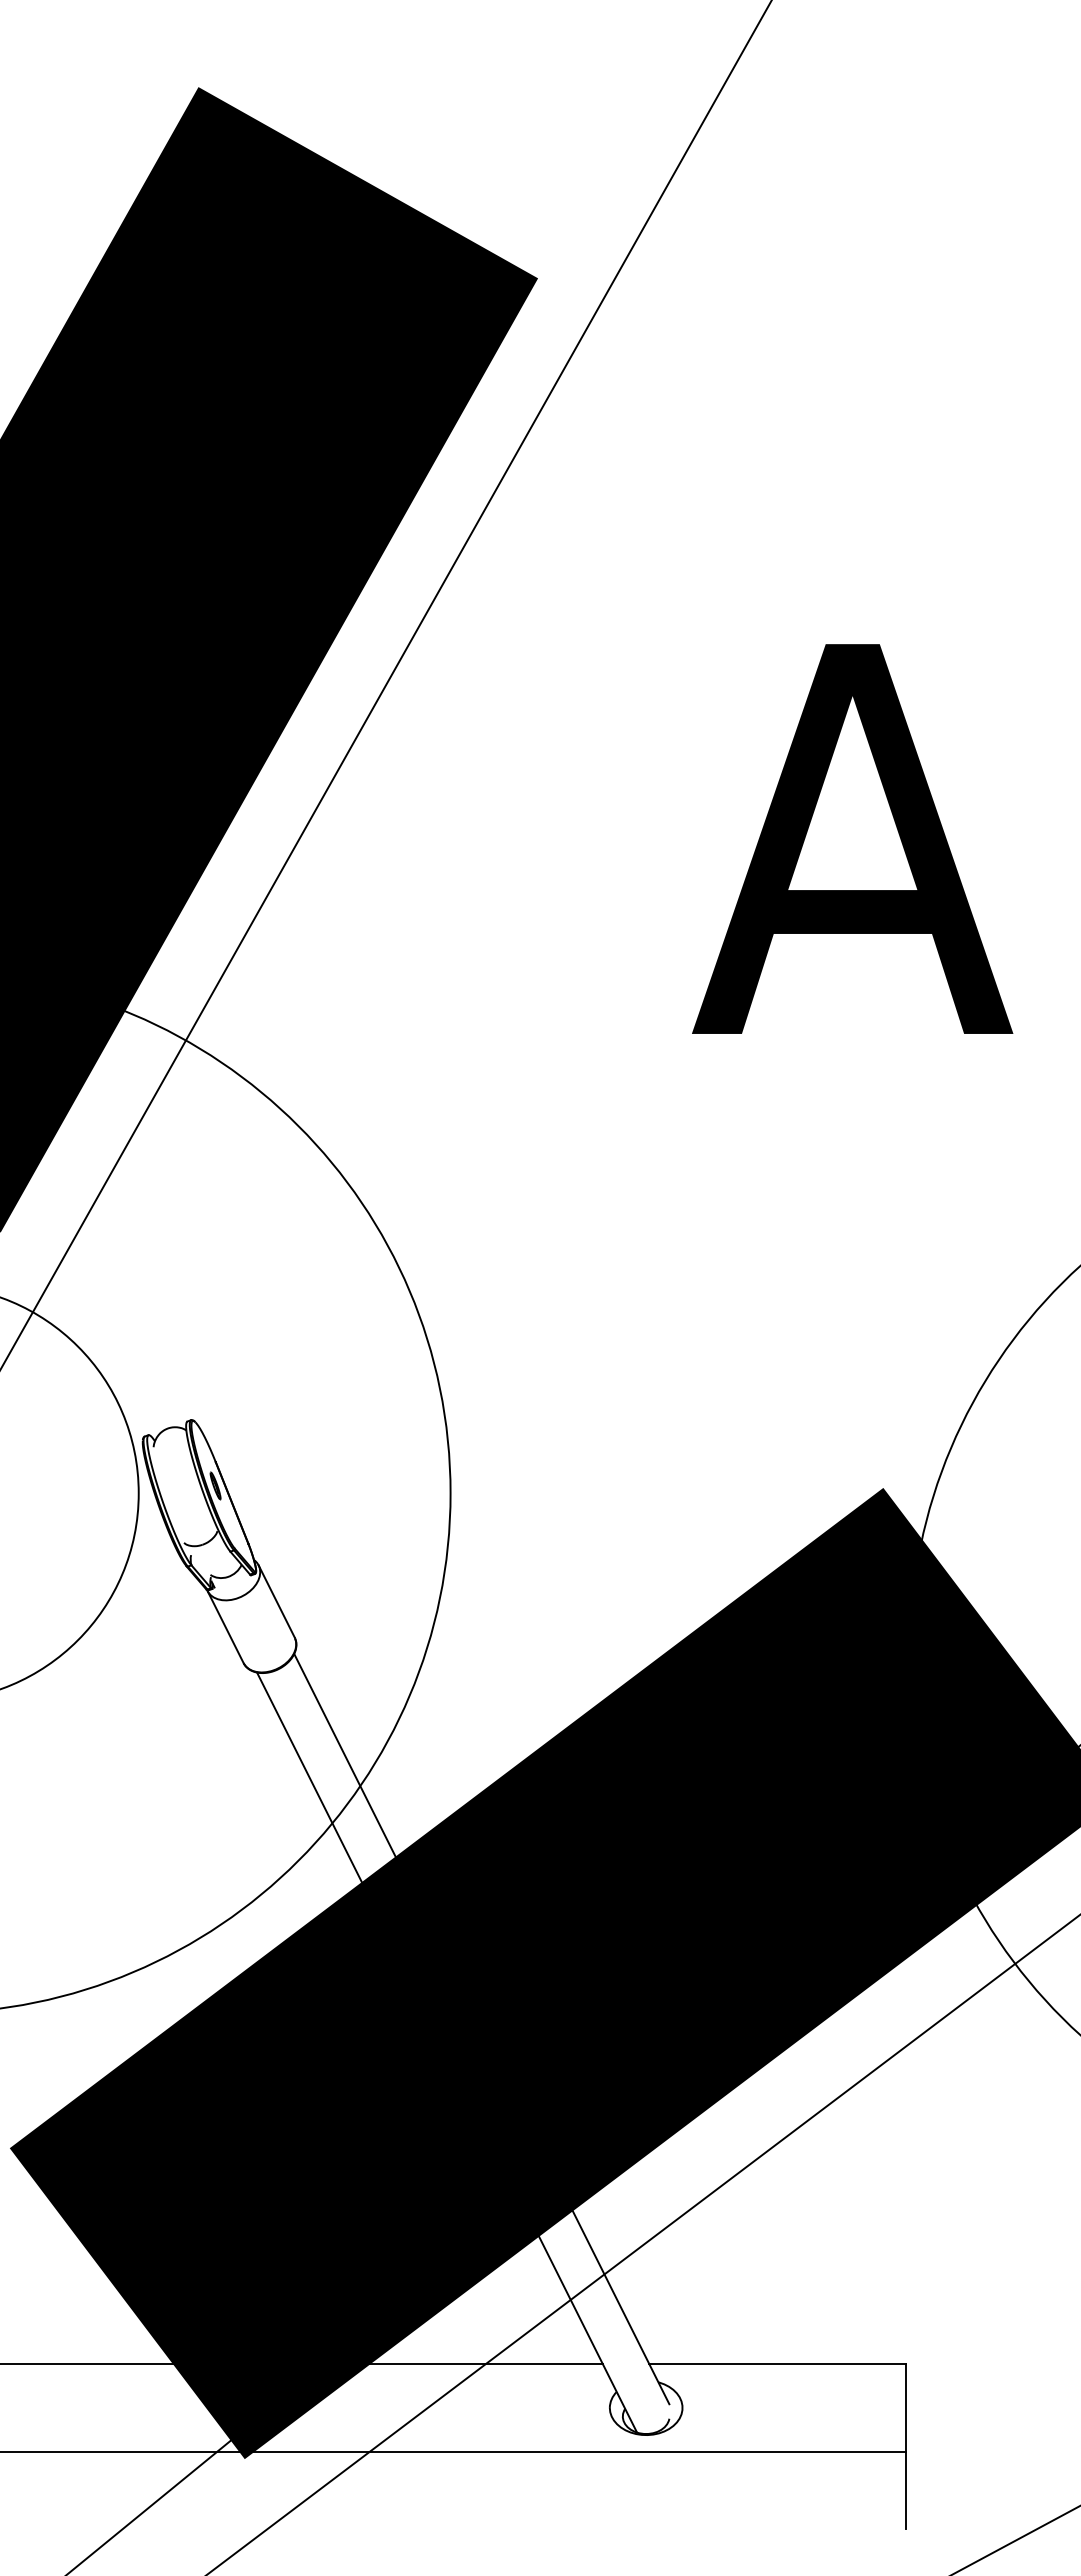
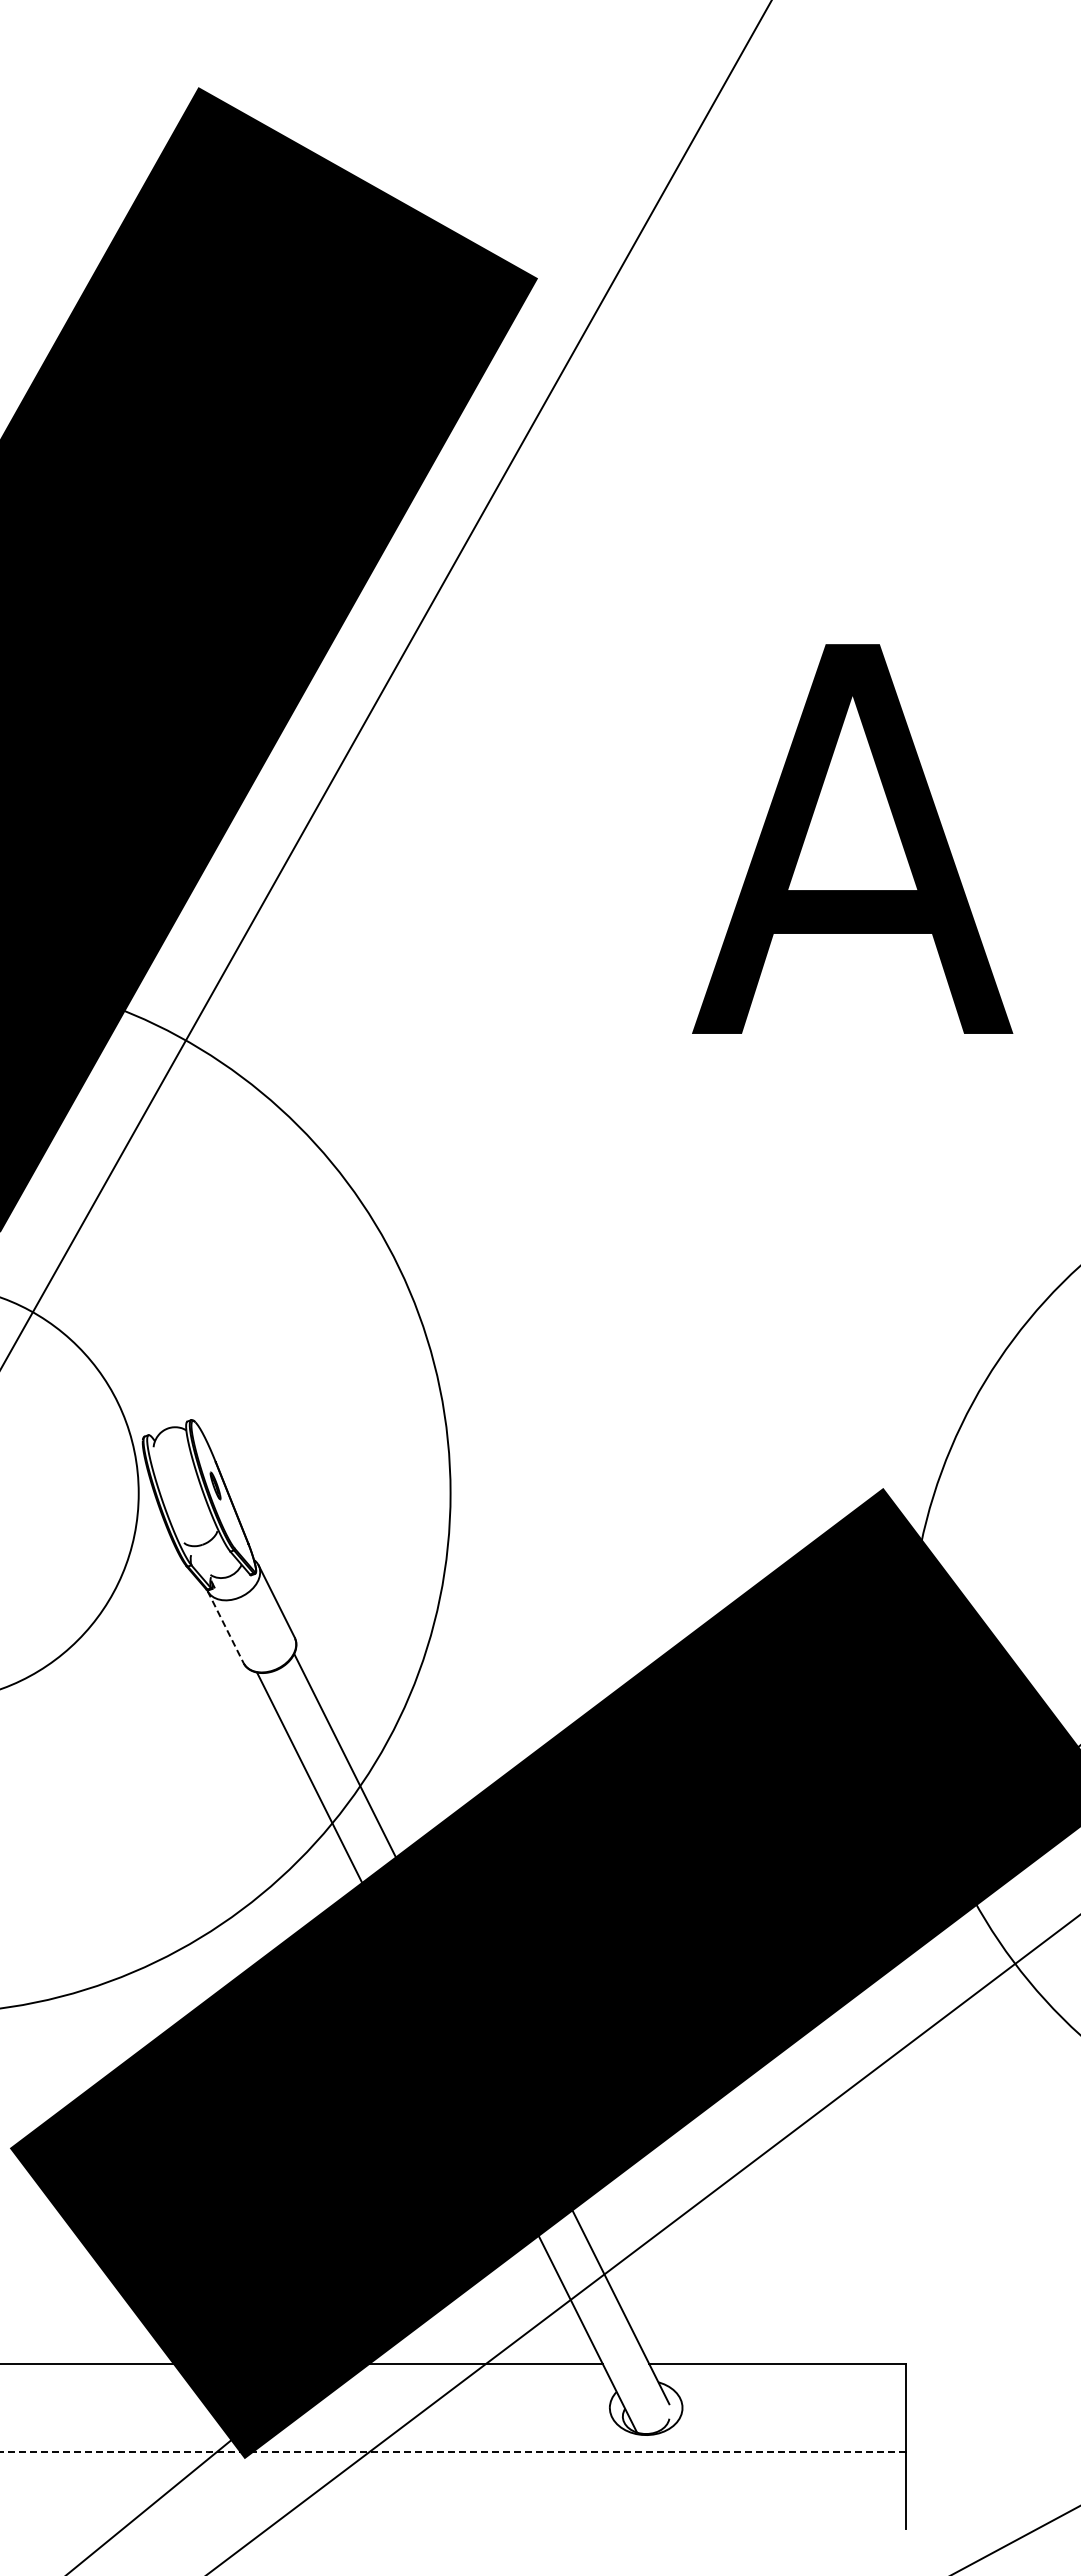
line: solid -> dashed (225, 1627)
line: solid -> dashed (453, 2451)
